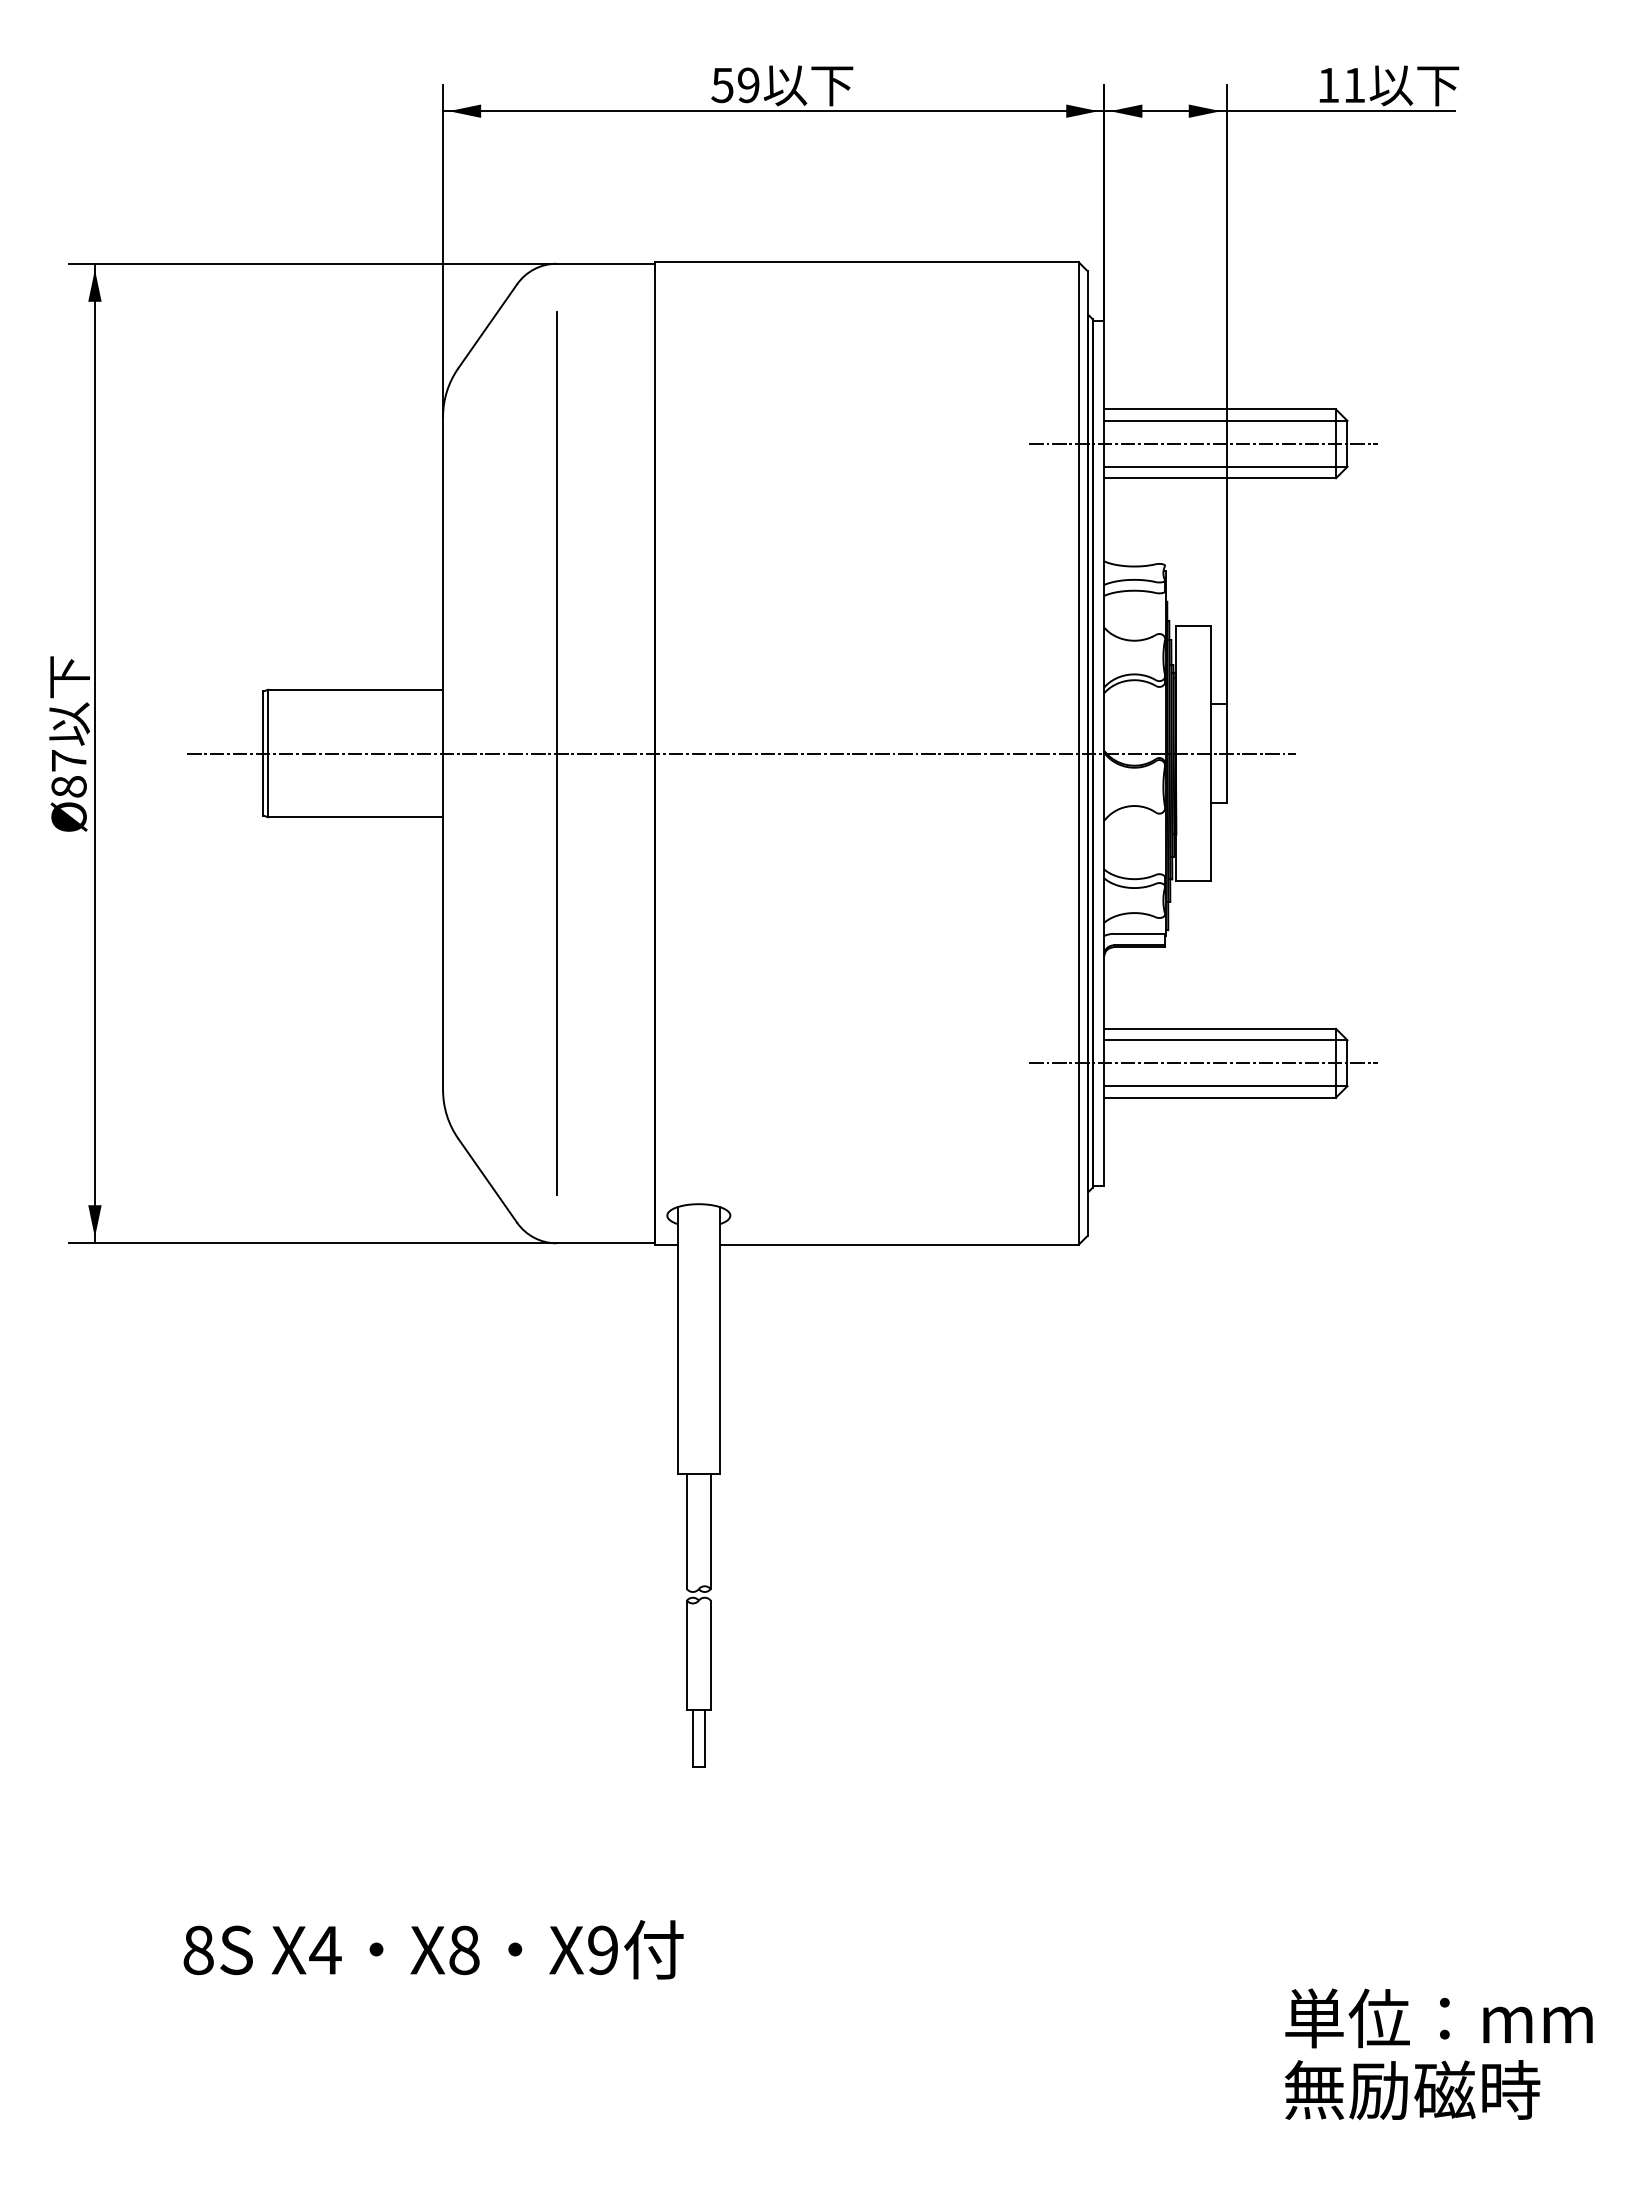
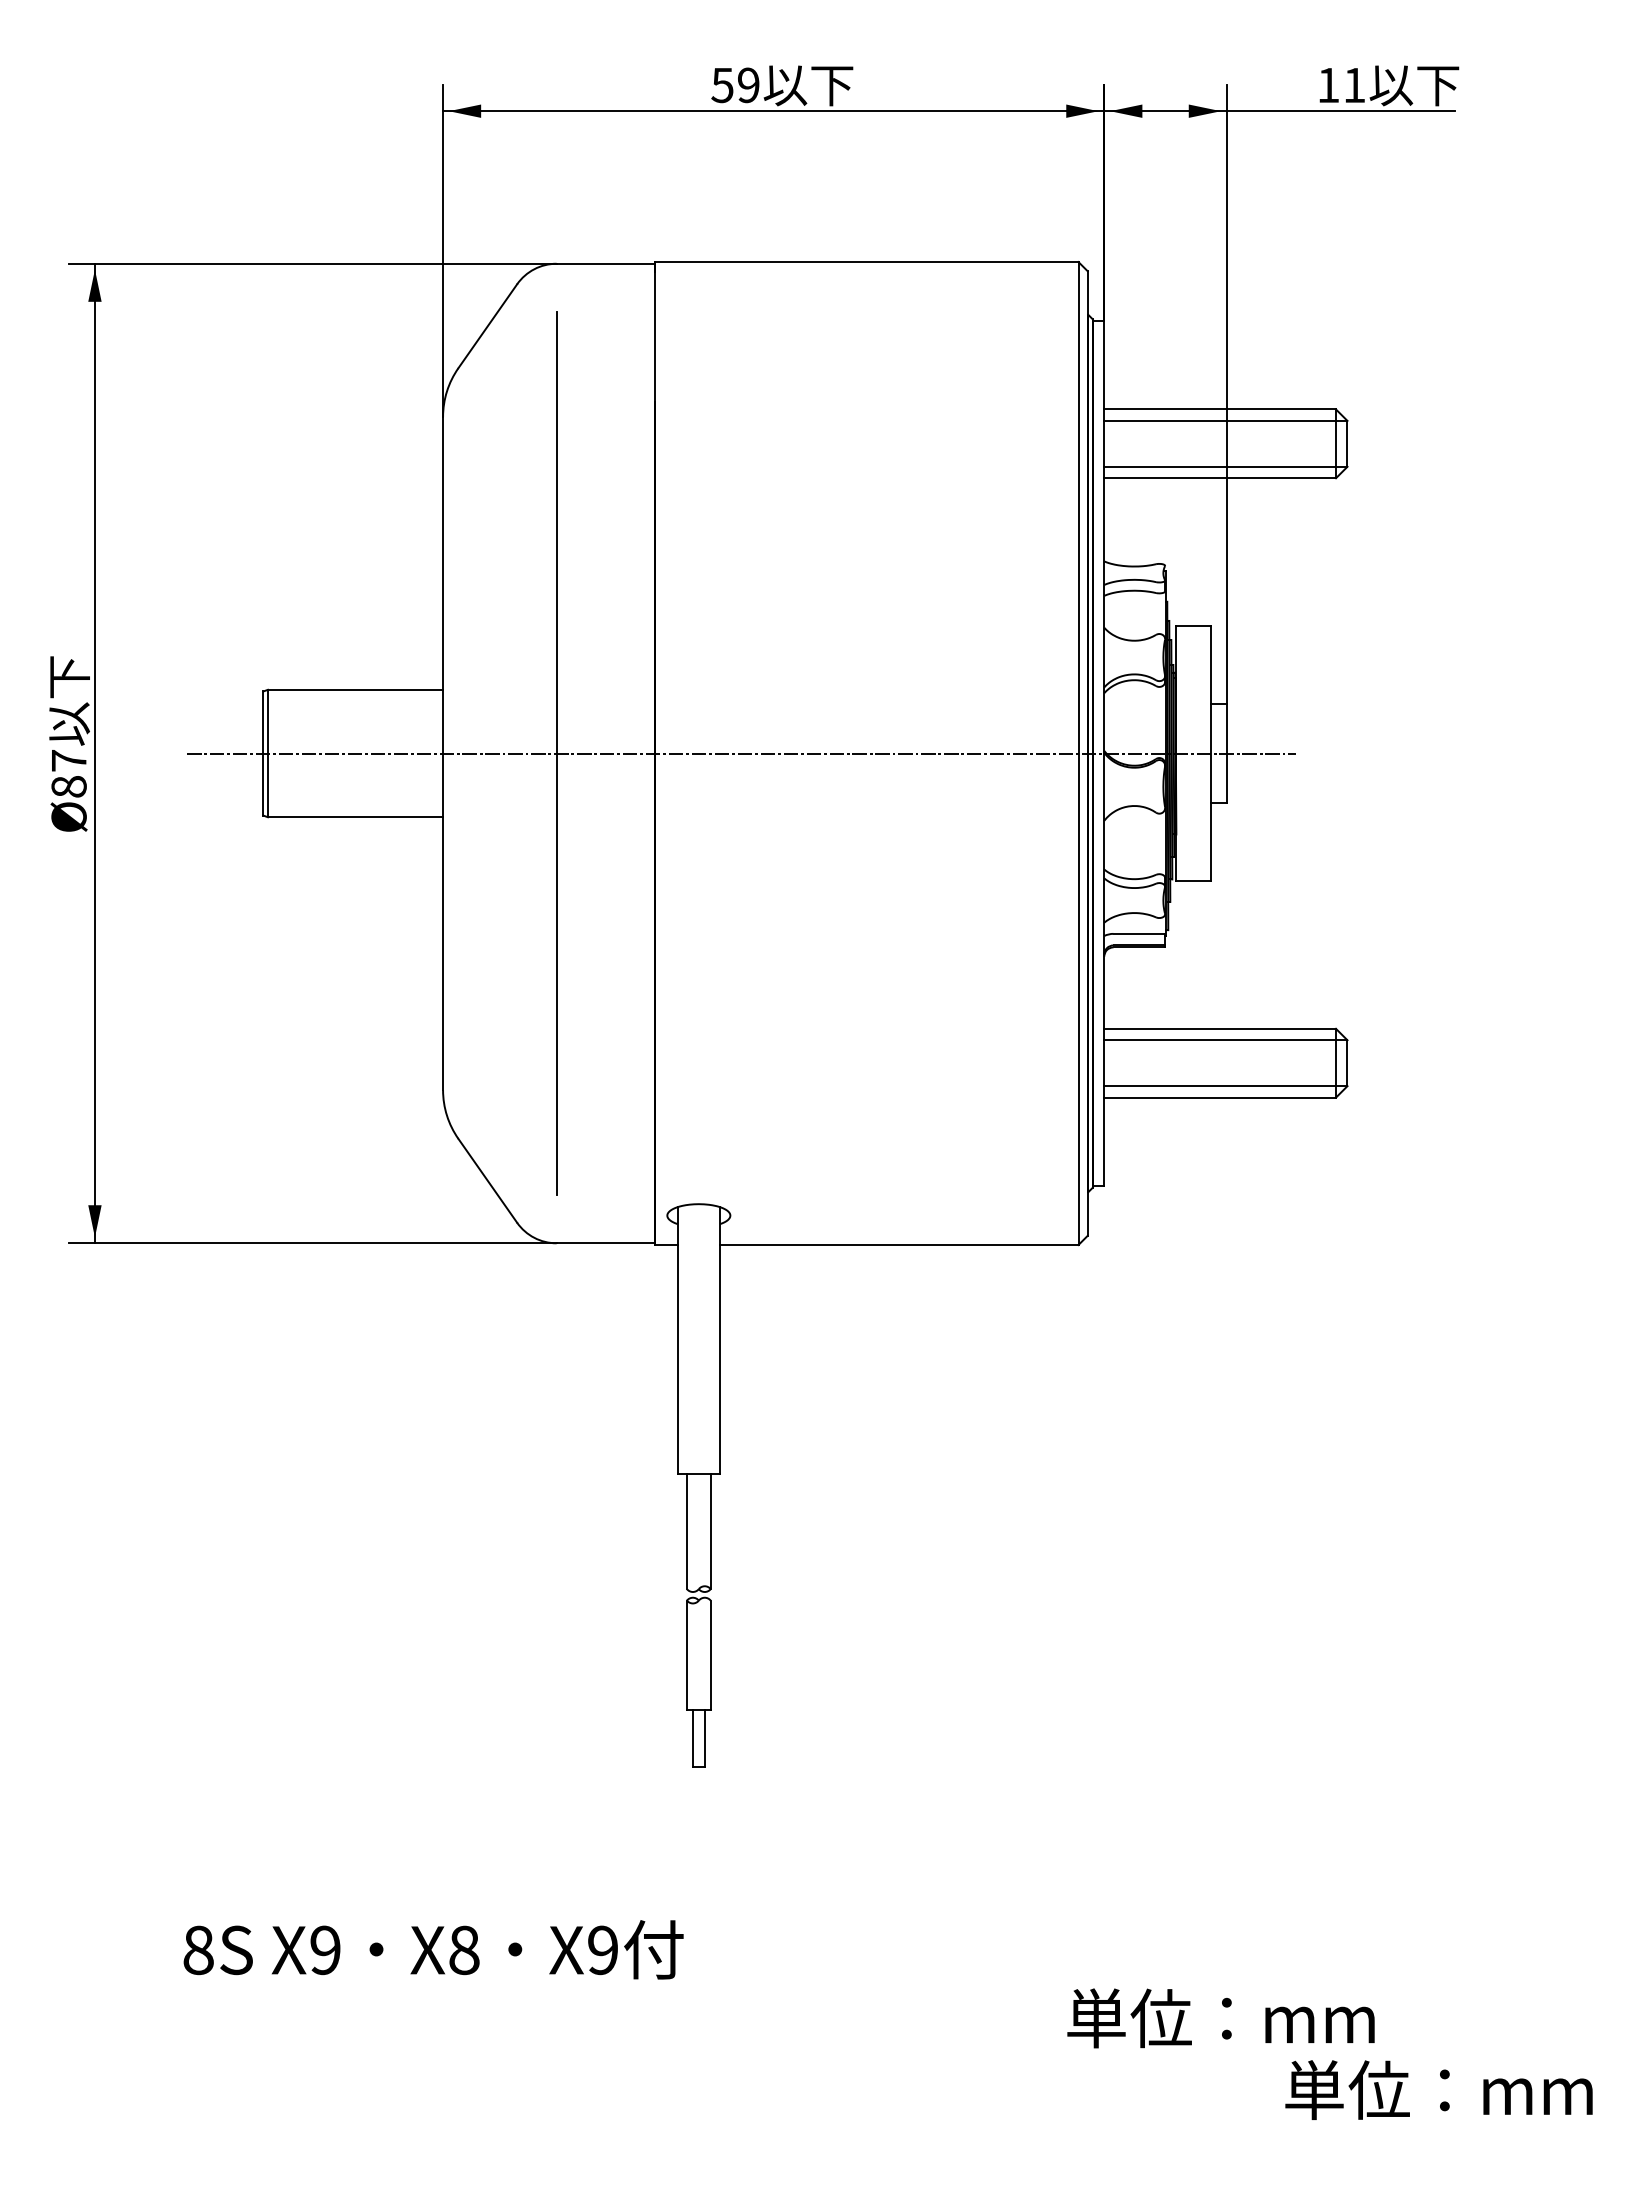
line: present -> none (1203, 443)
line: present -> none (1203, 1063)
text: X4 -> X9 (325, 1950)
text position: (1438, 2018) -> (1220, 2018) (1220, 2018)
text: 無励磁時 -> 単位：mm (1438, 2090)
